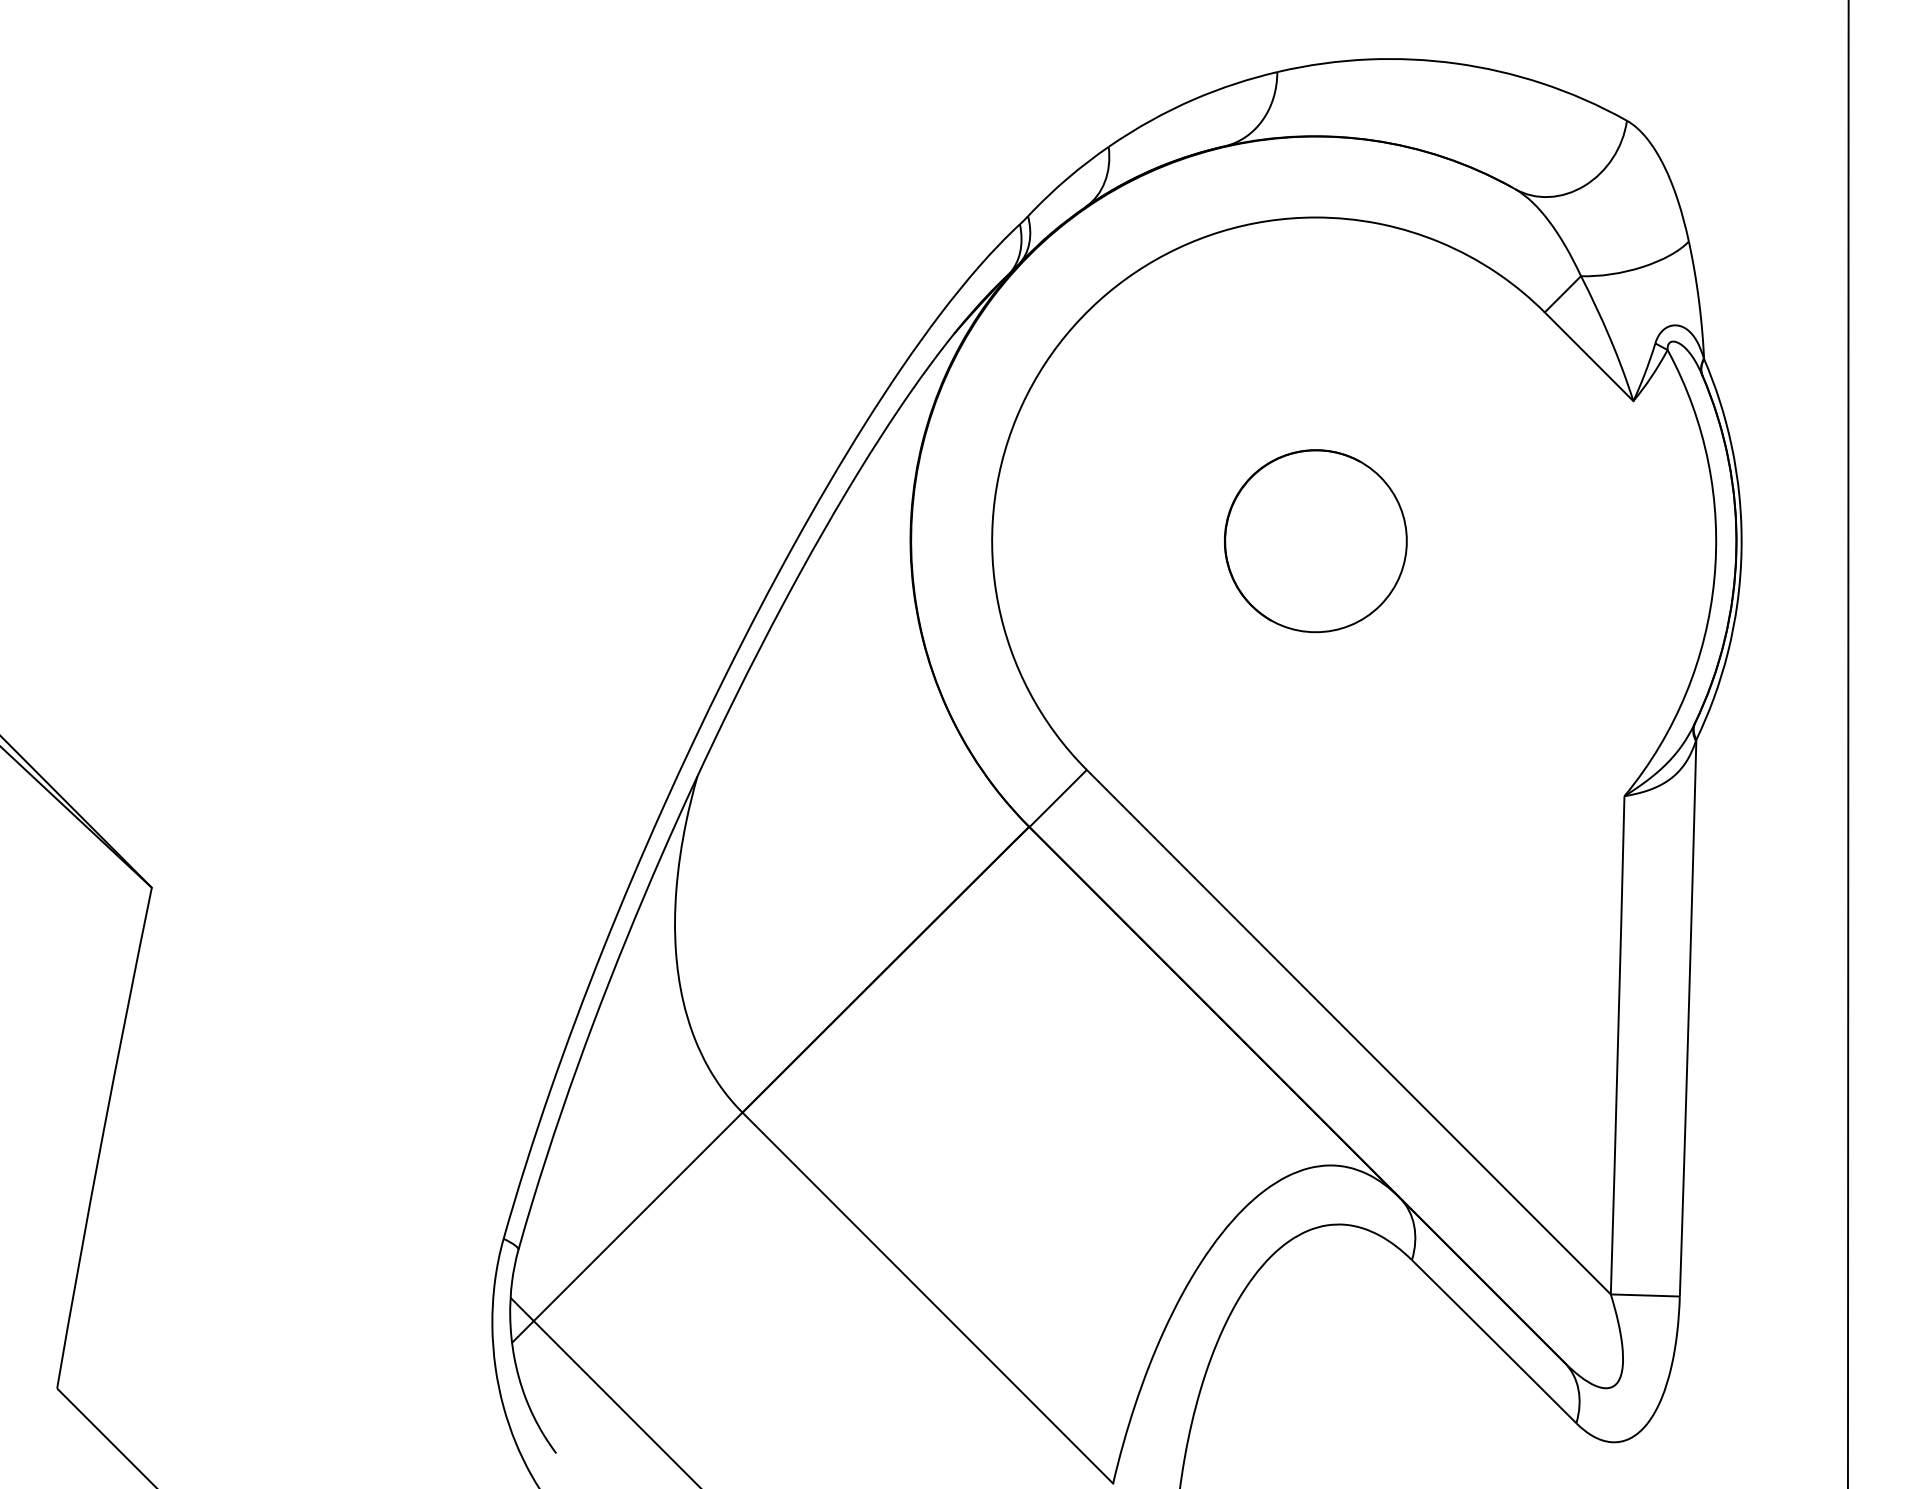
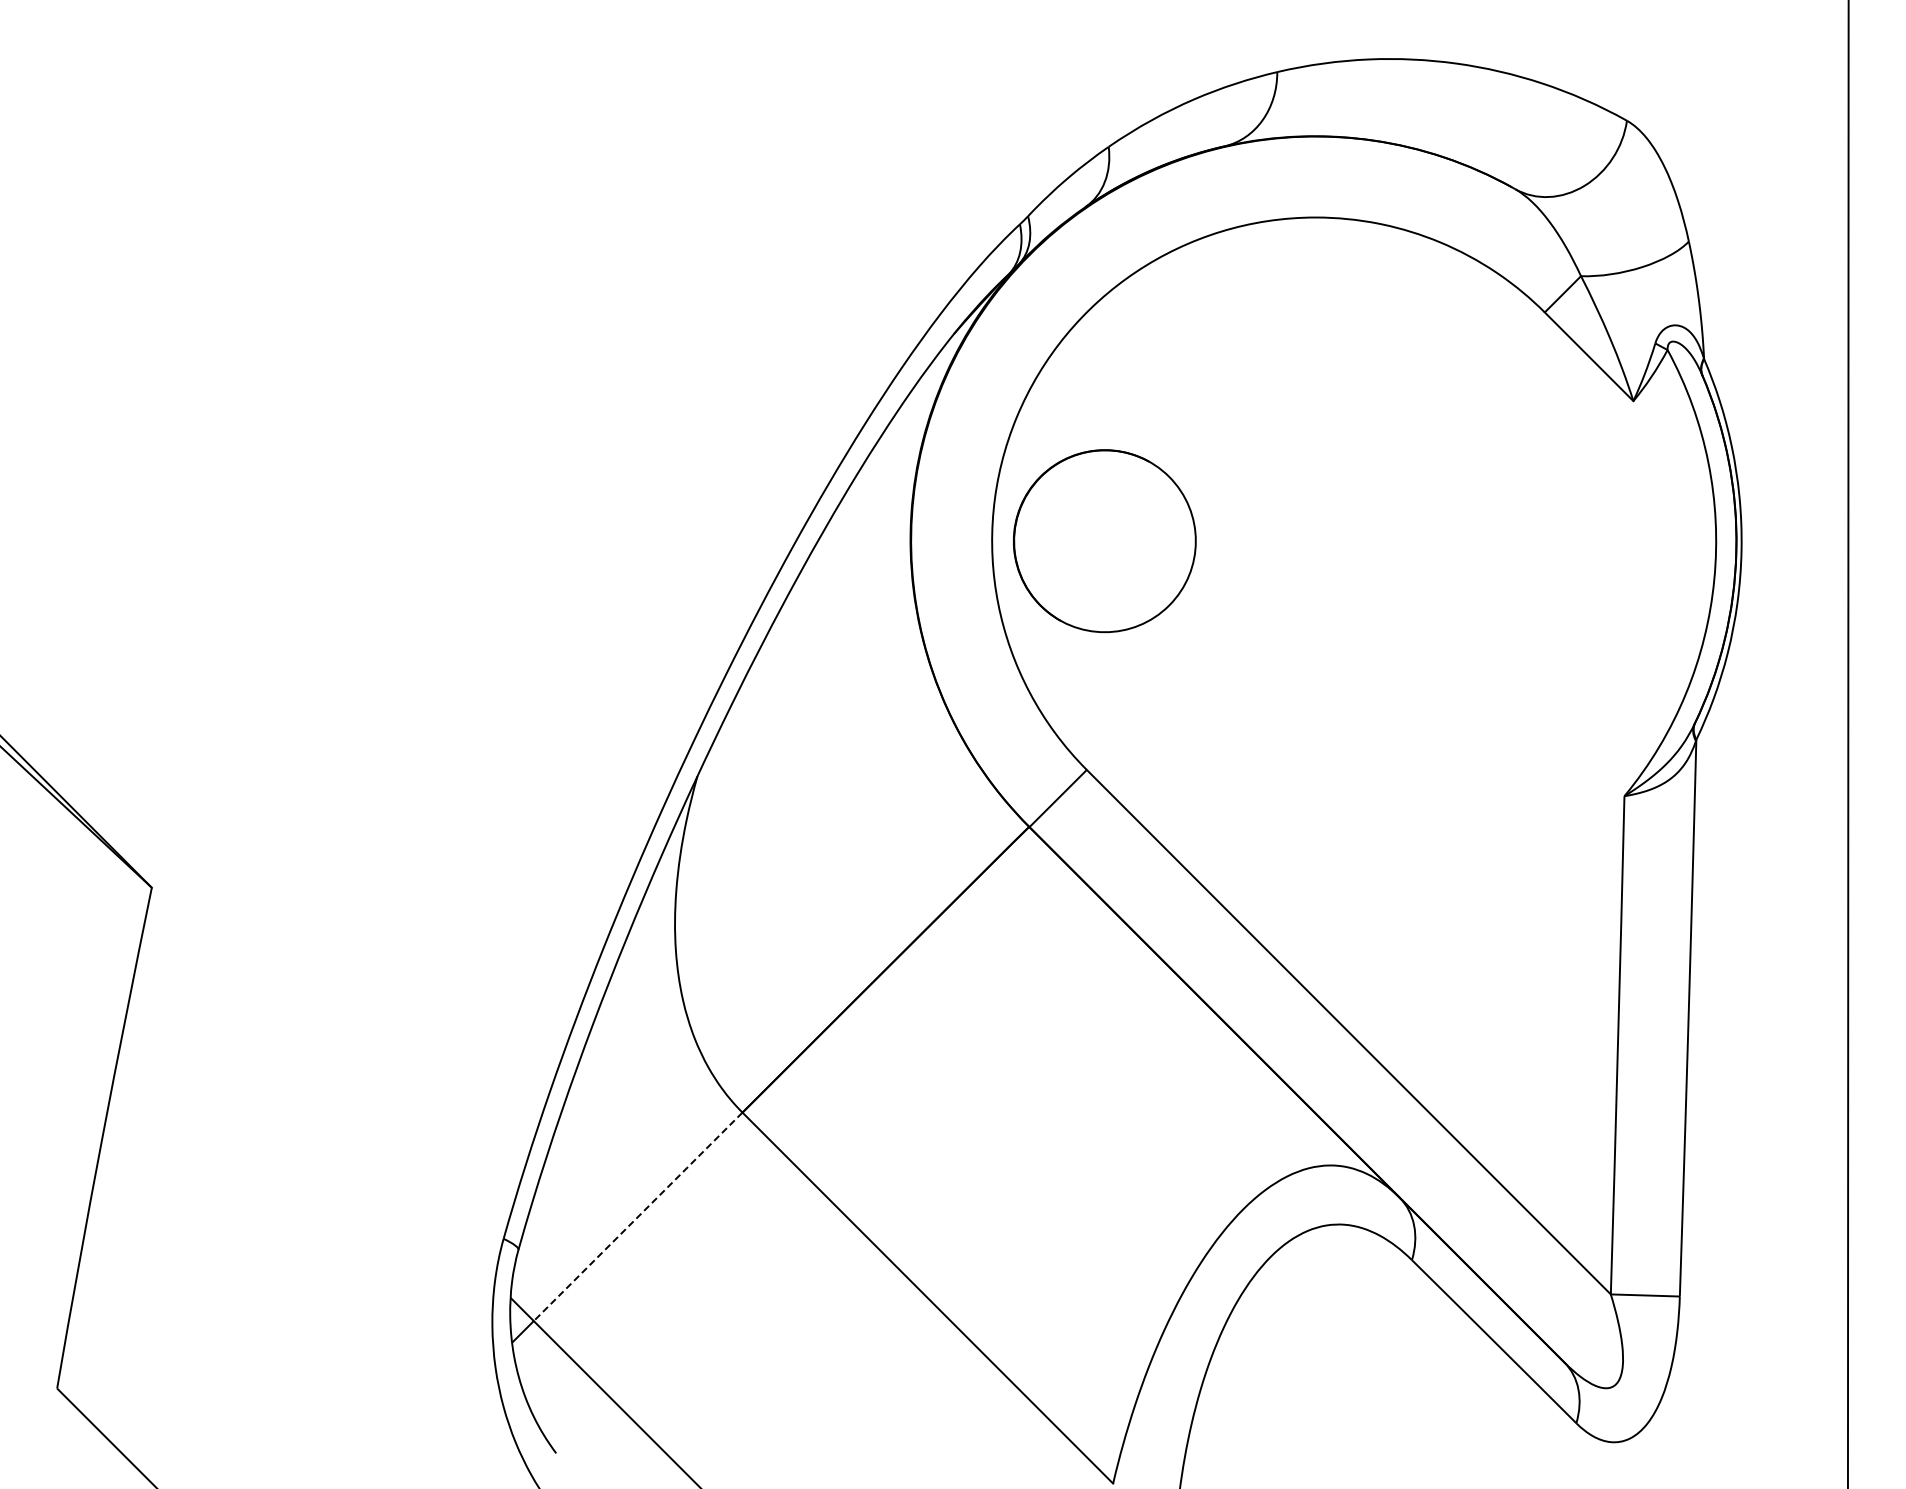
part position: (1315, 540) -> (1104, 540) (1104, 540)
line: solid -> dashed (637, 1217)
